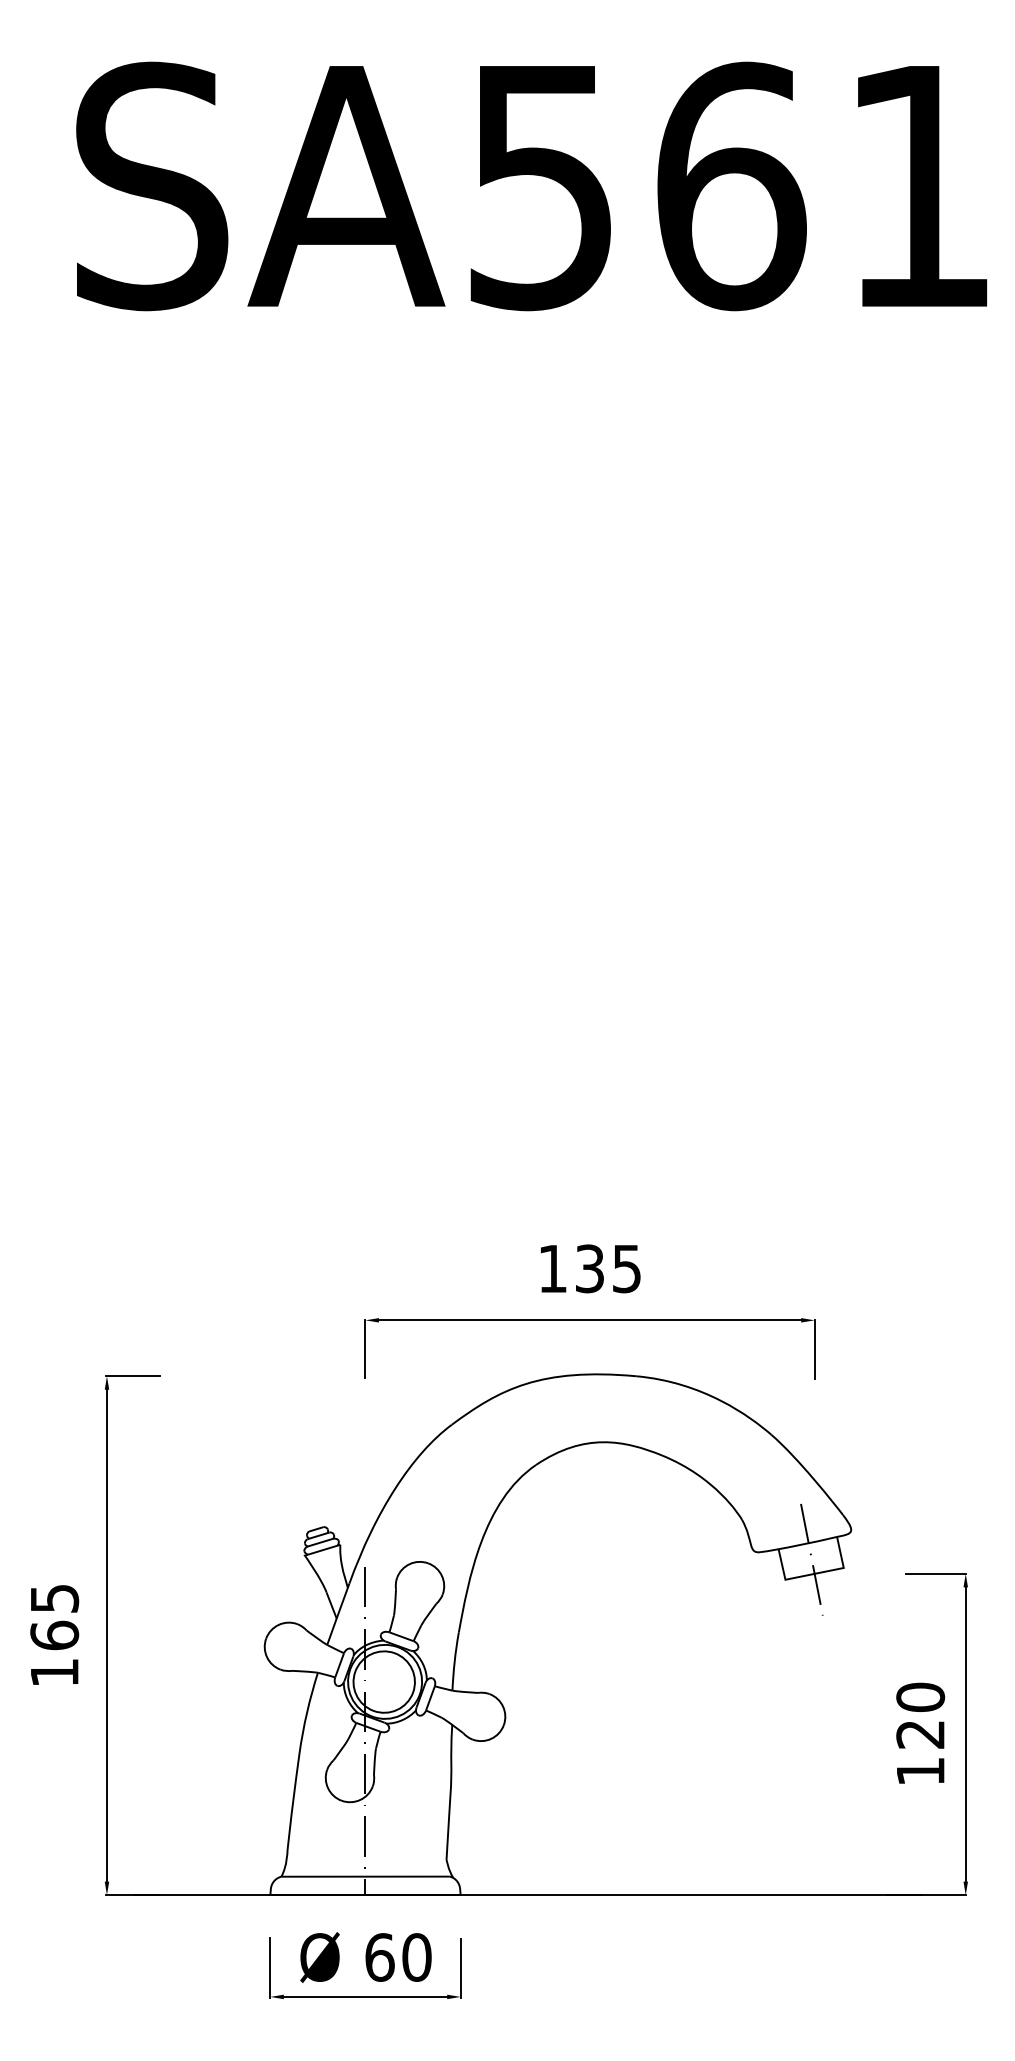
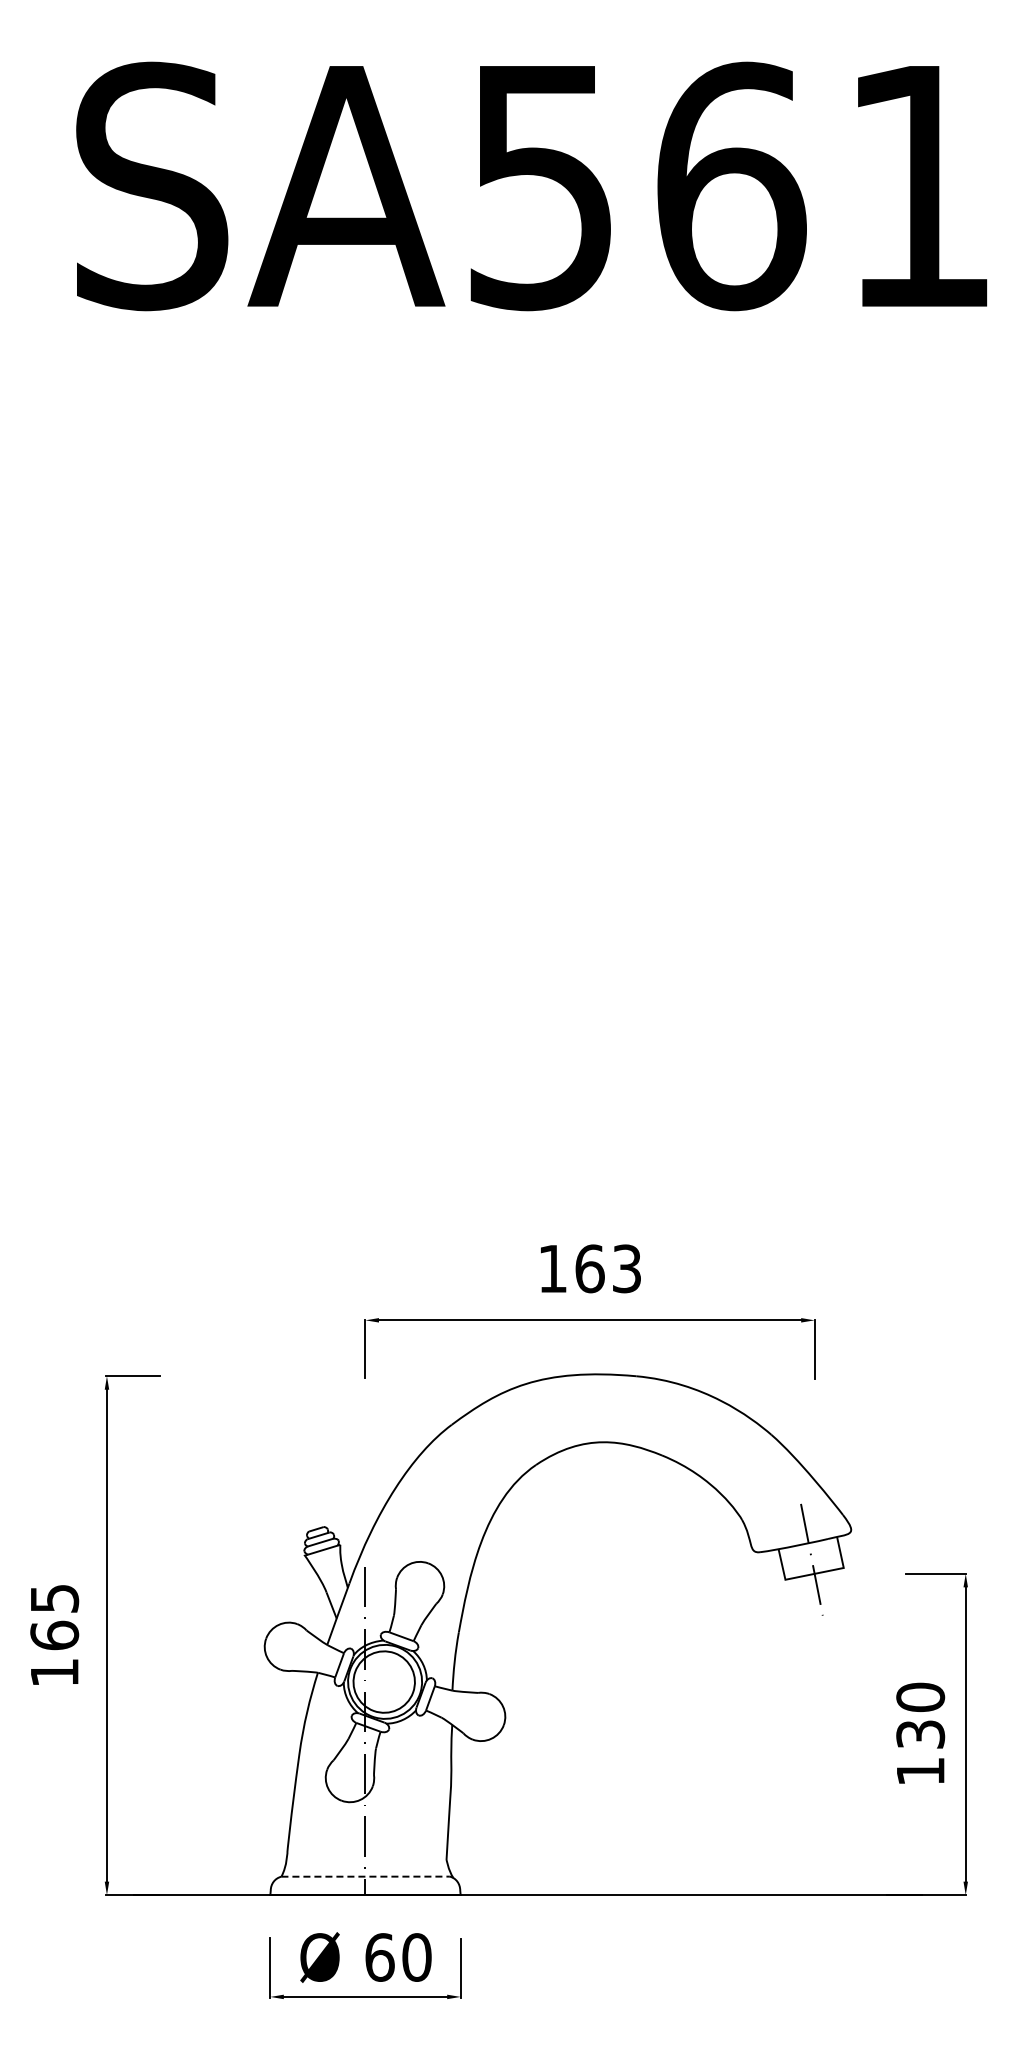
text: 135 -> 163 (607, 1268)
text: 120 -> 130 (920, 1734)
line: solid -> dashed (366, 1876)
